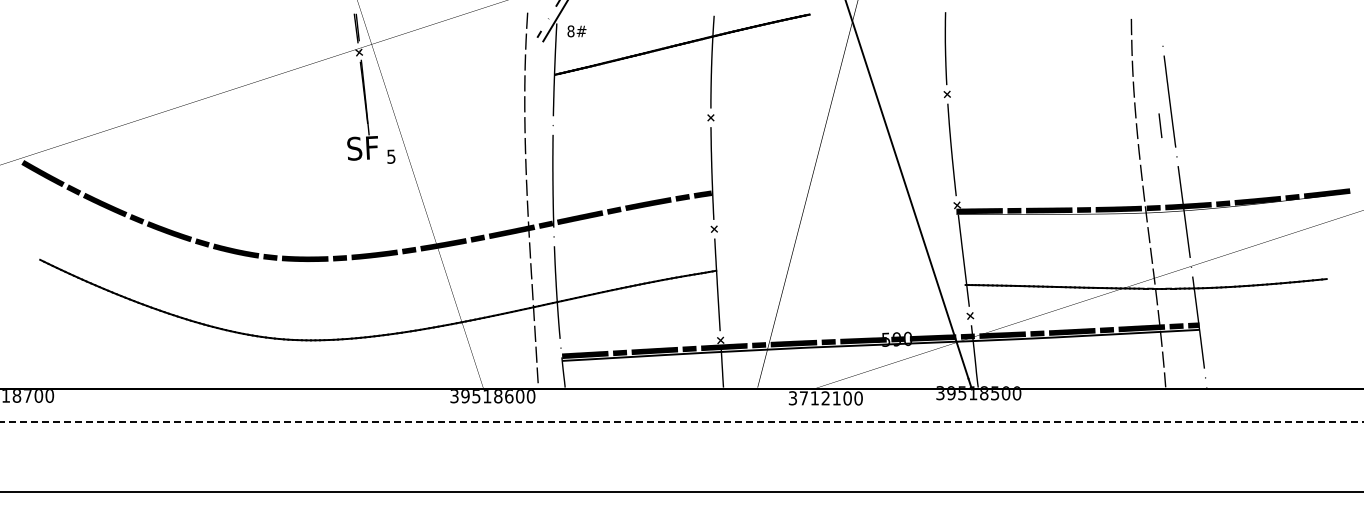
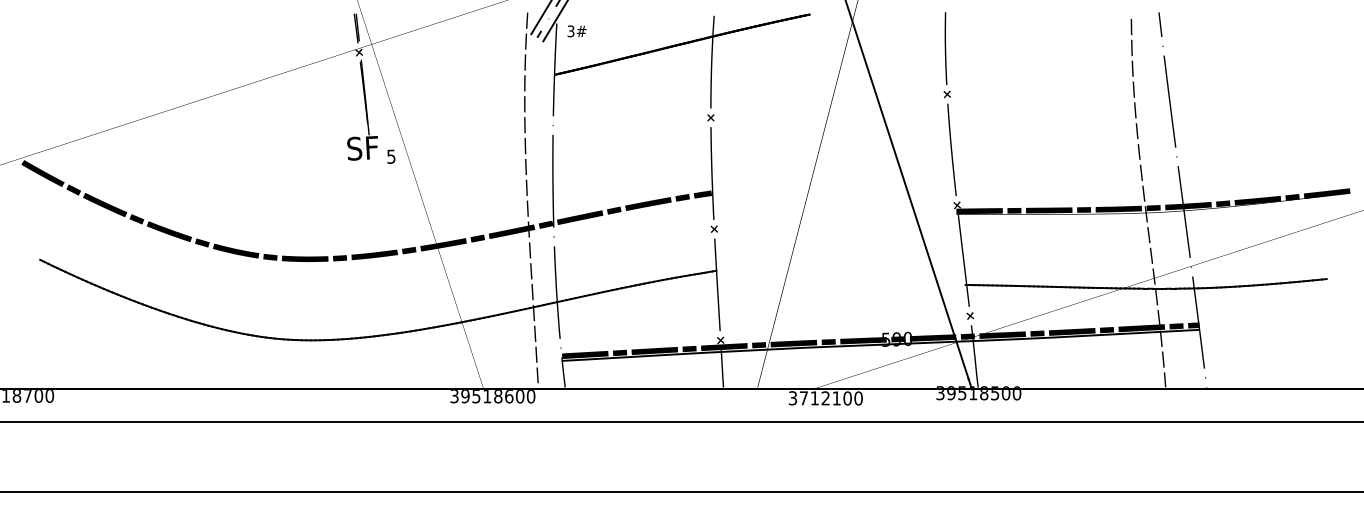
line: none -> present (540, 18)
text: 8# -> 3# (570, 31)
line position: (1160, 125) -> (1160, 24) (1160, 24)
line: dashed -> solid (681, 422)
